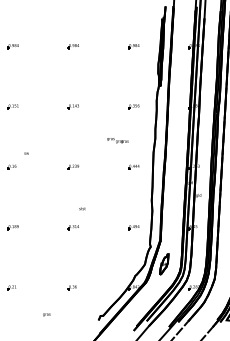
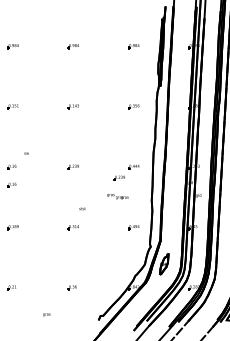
text position: (117, 140) -> (117, 196) (117, 196)
part: none -> present (118, 177)
part: none -> present (11, 184)
